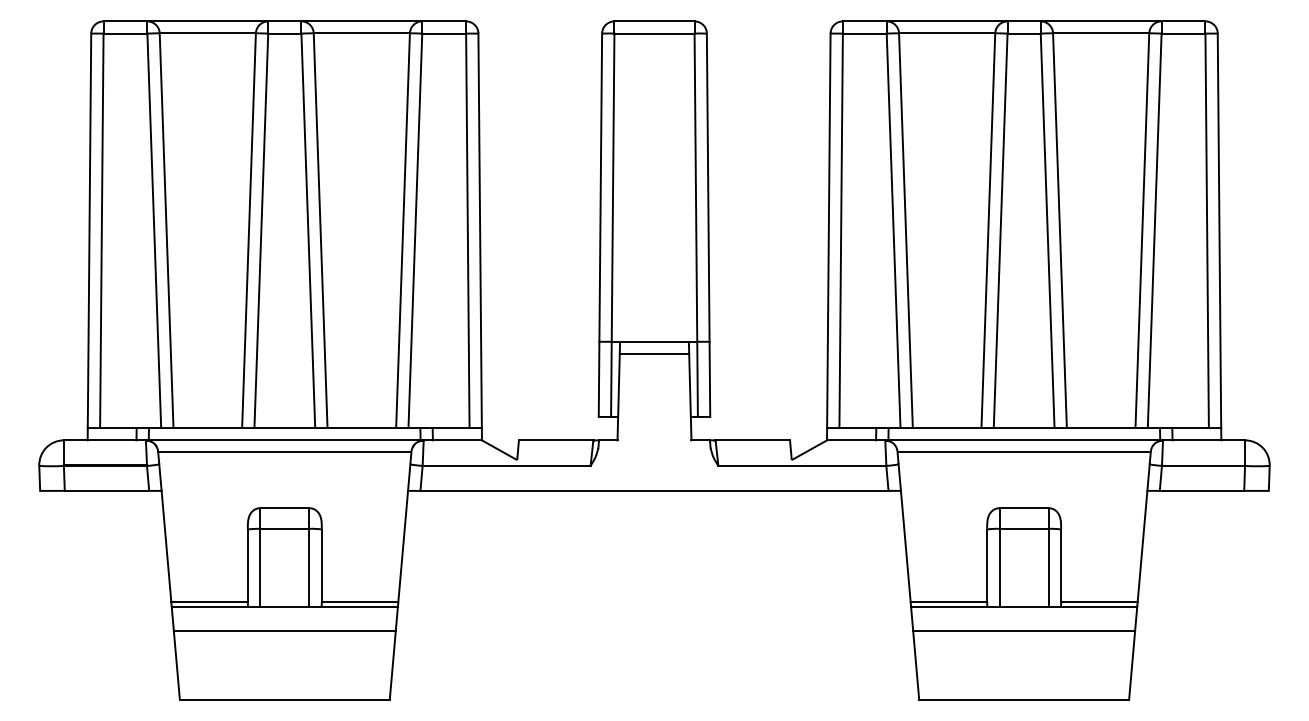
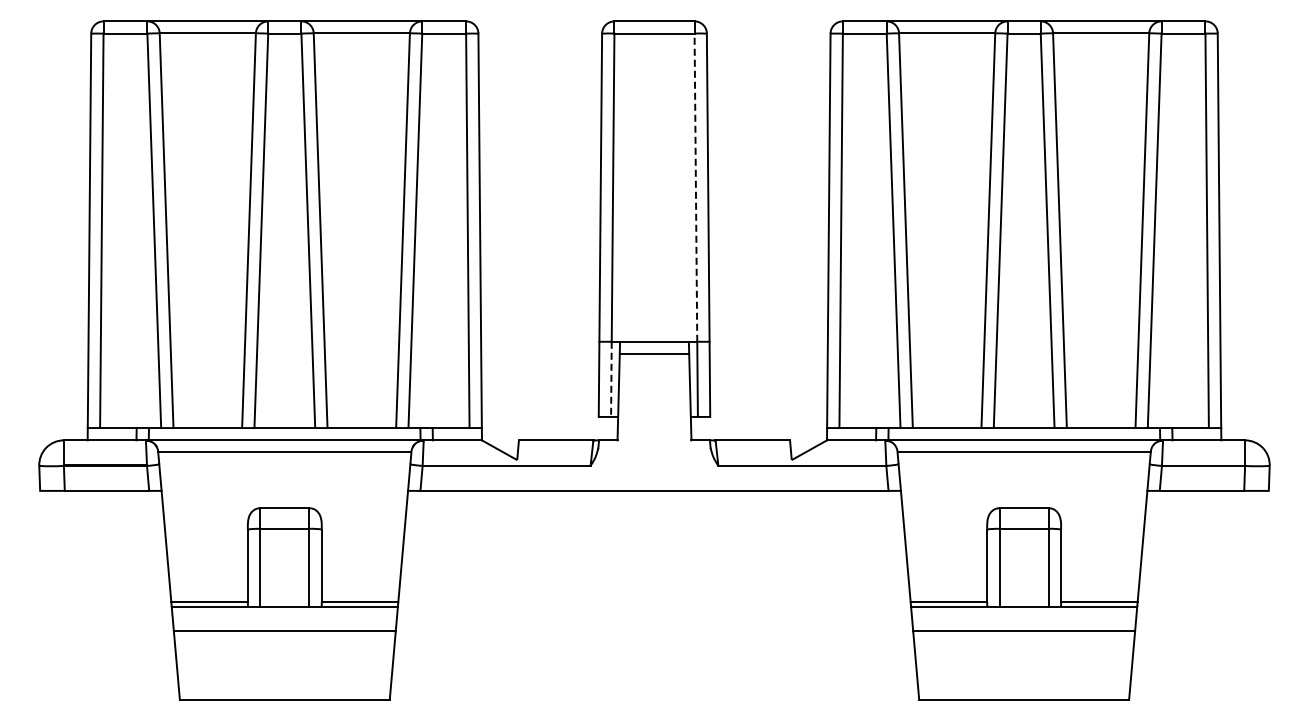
line: solid -> dashed (695, 187)
line: solid -> dashed (611, 379)
